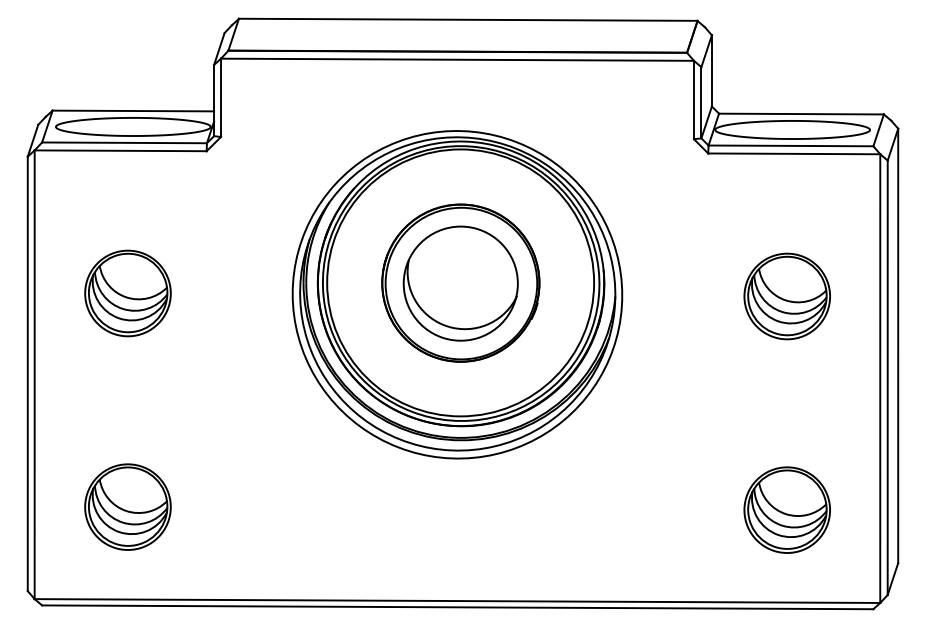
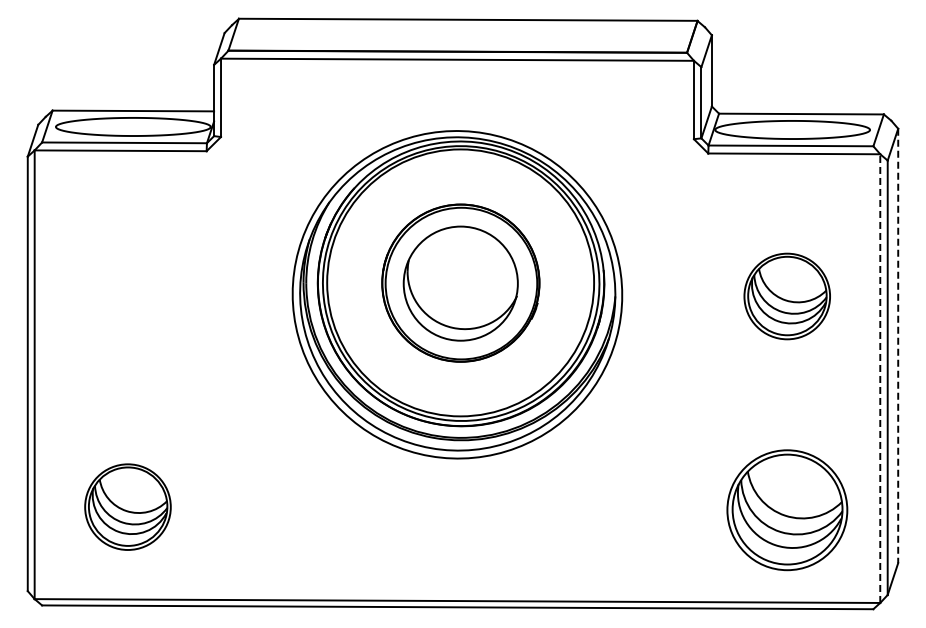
part: present -> none (127, 293)
line: solid -> dashed (898, 346)
line: solid -> dashed (880, 378)
part size: 88x88 px -> 123x123 px (787, 510)
